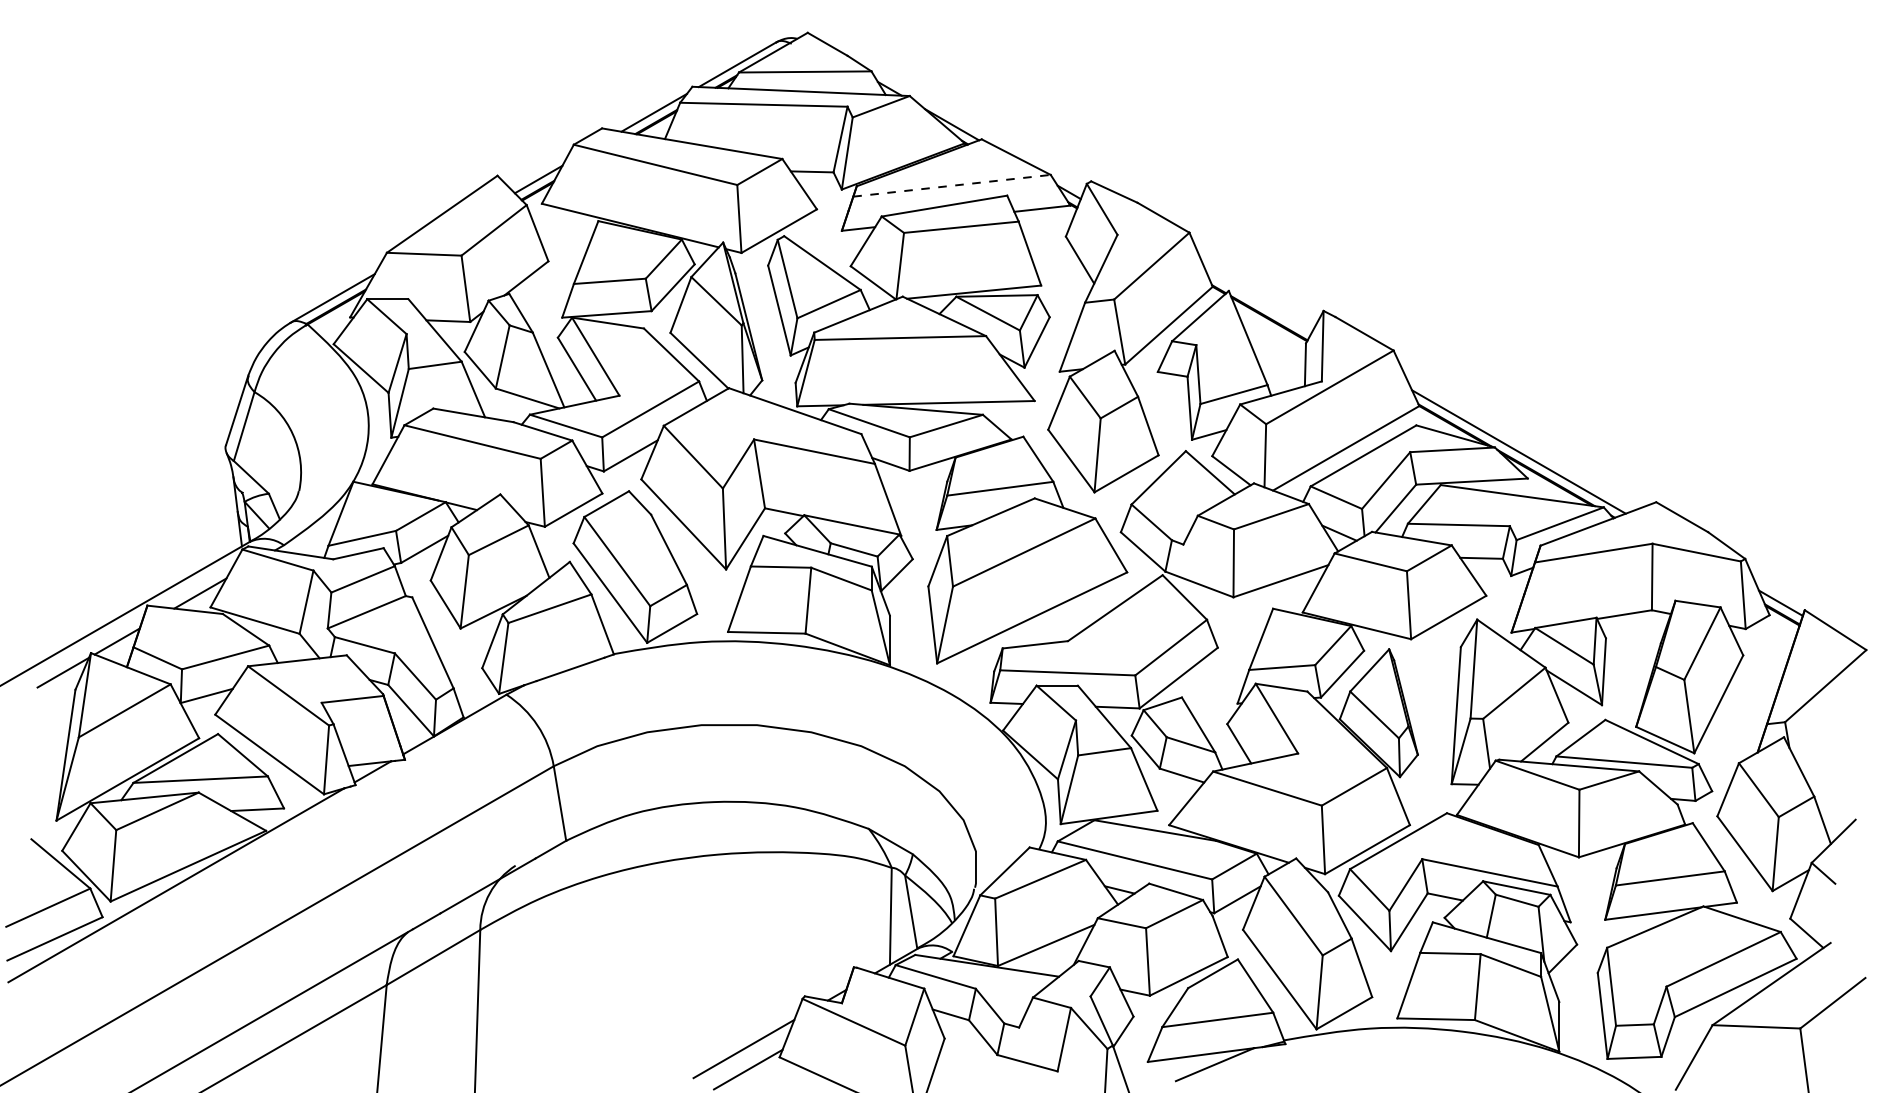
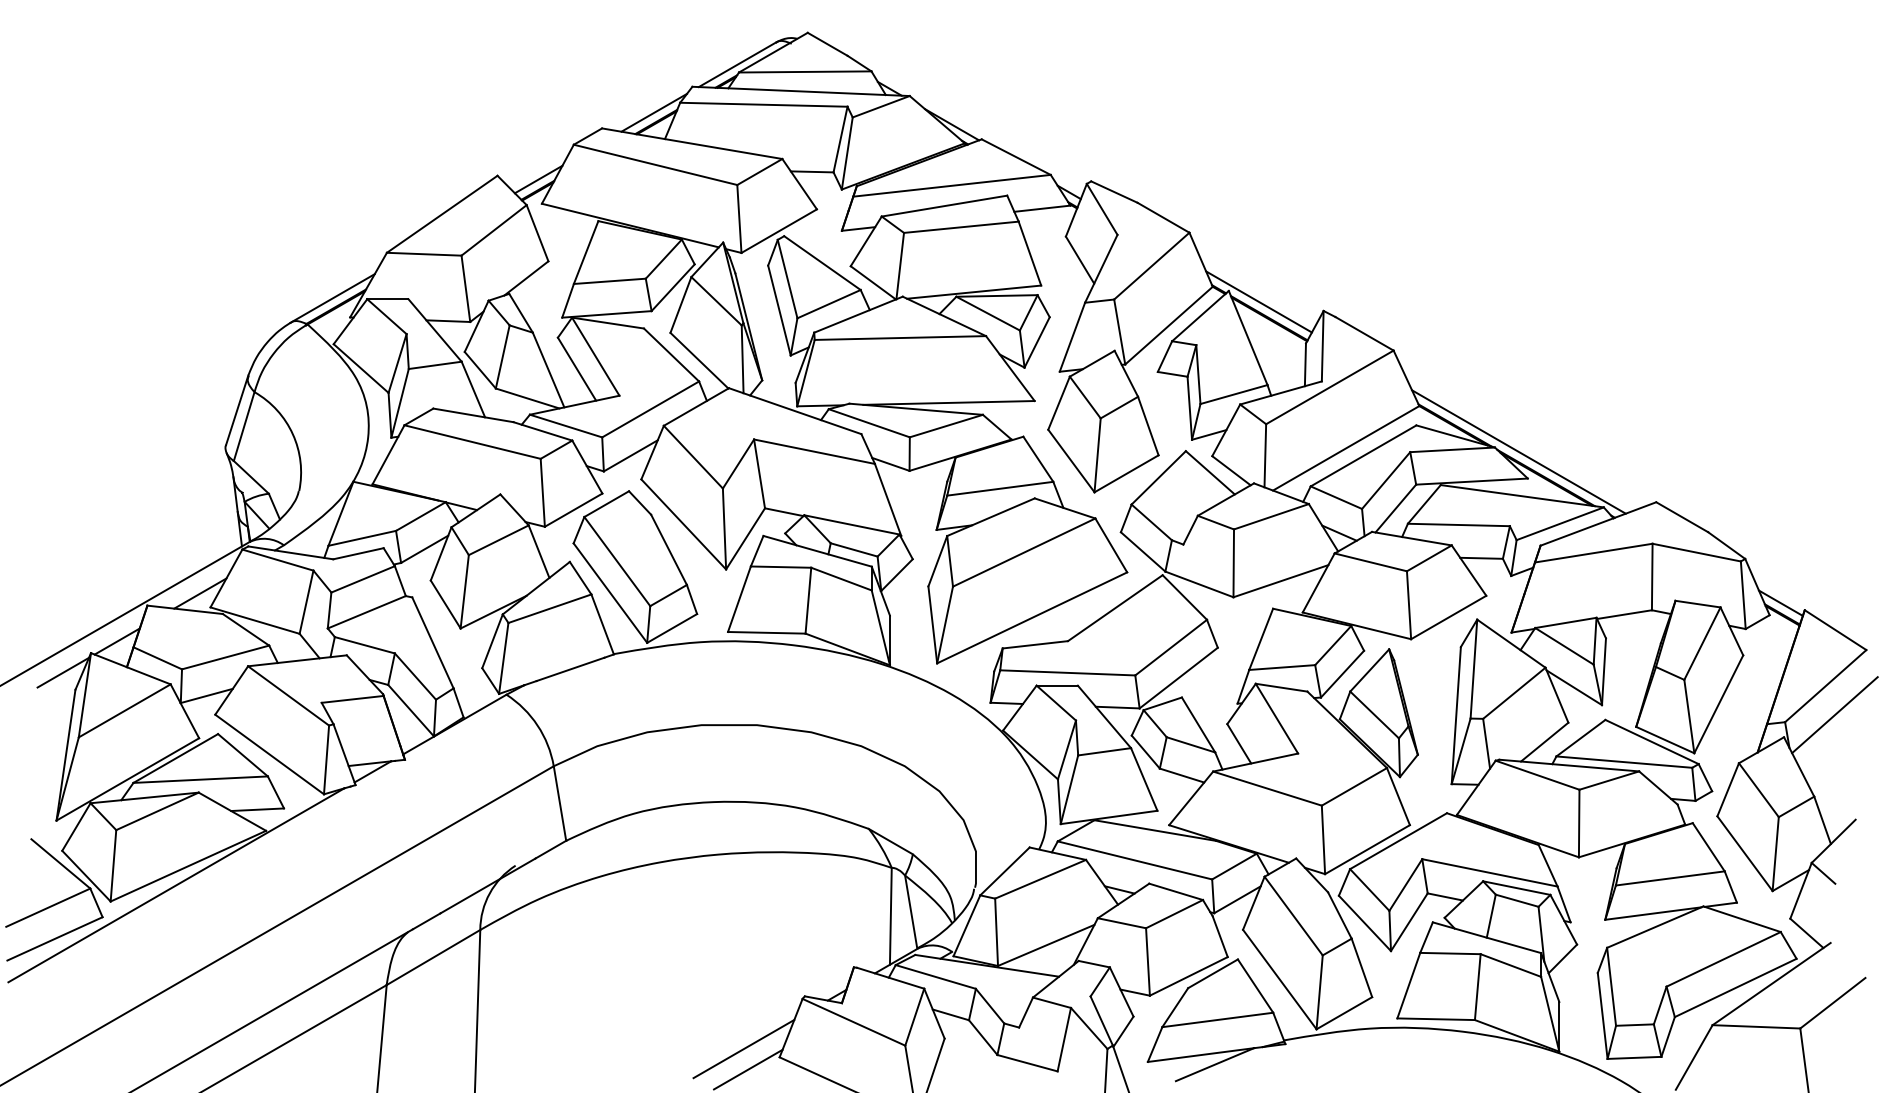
line: dashed -> solid (952, 185)
line: none -> present (1258, 301)
line: none -> present (1834, 715)
